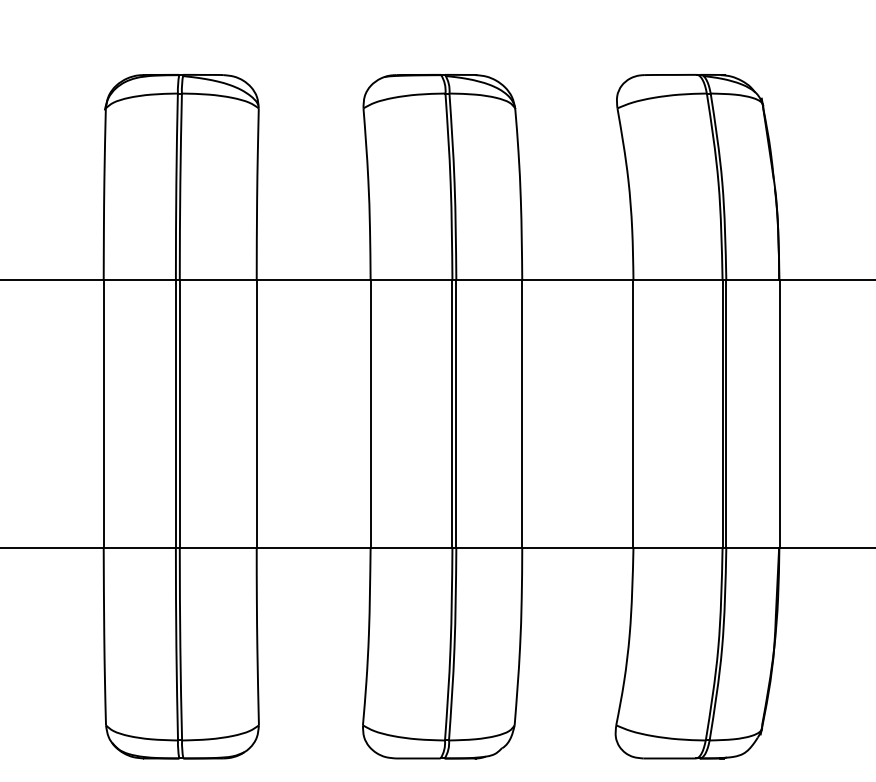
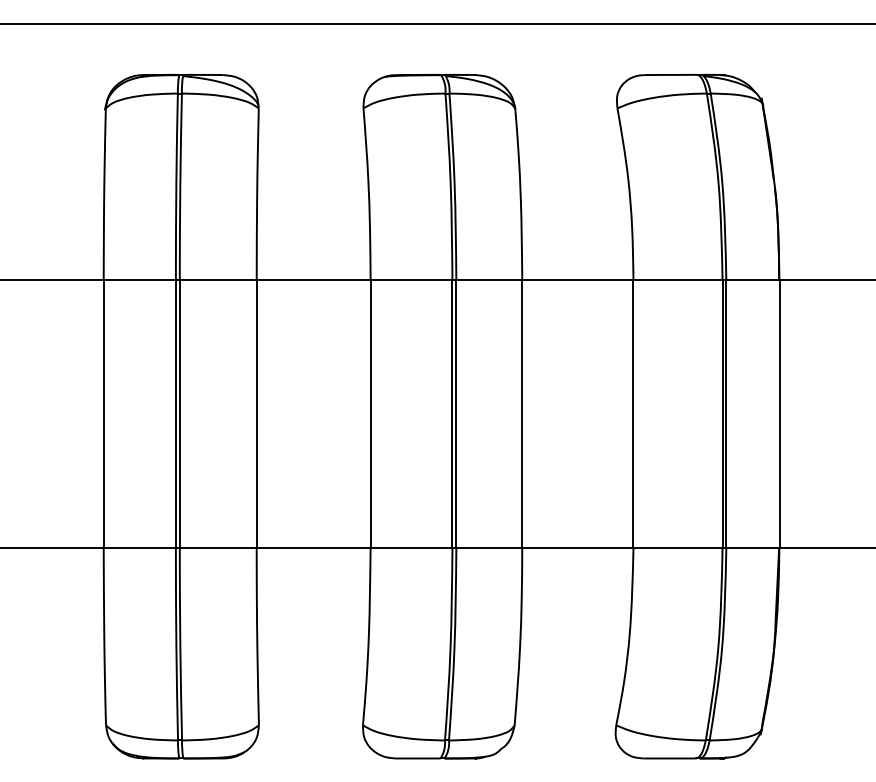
line: none -> present (437, 23)
